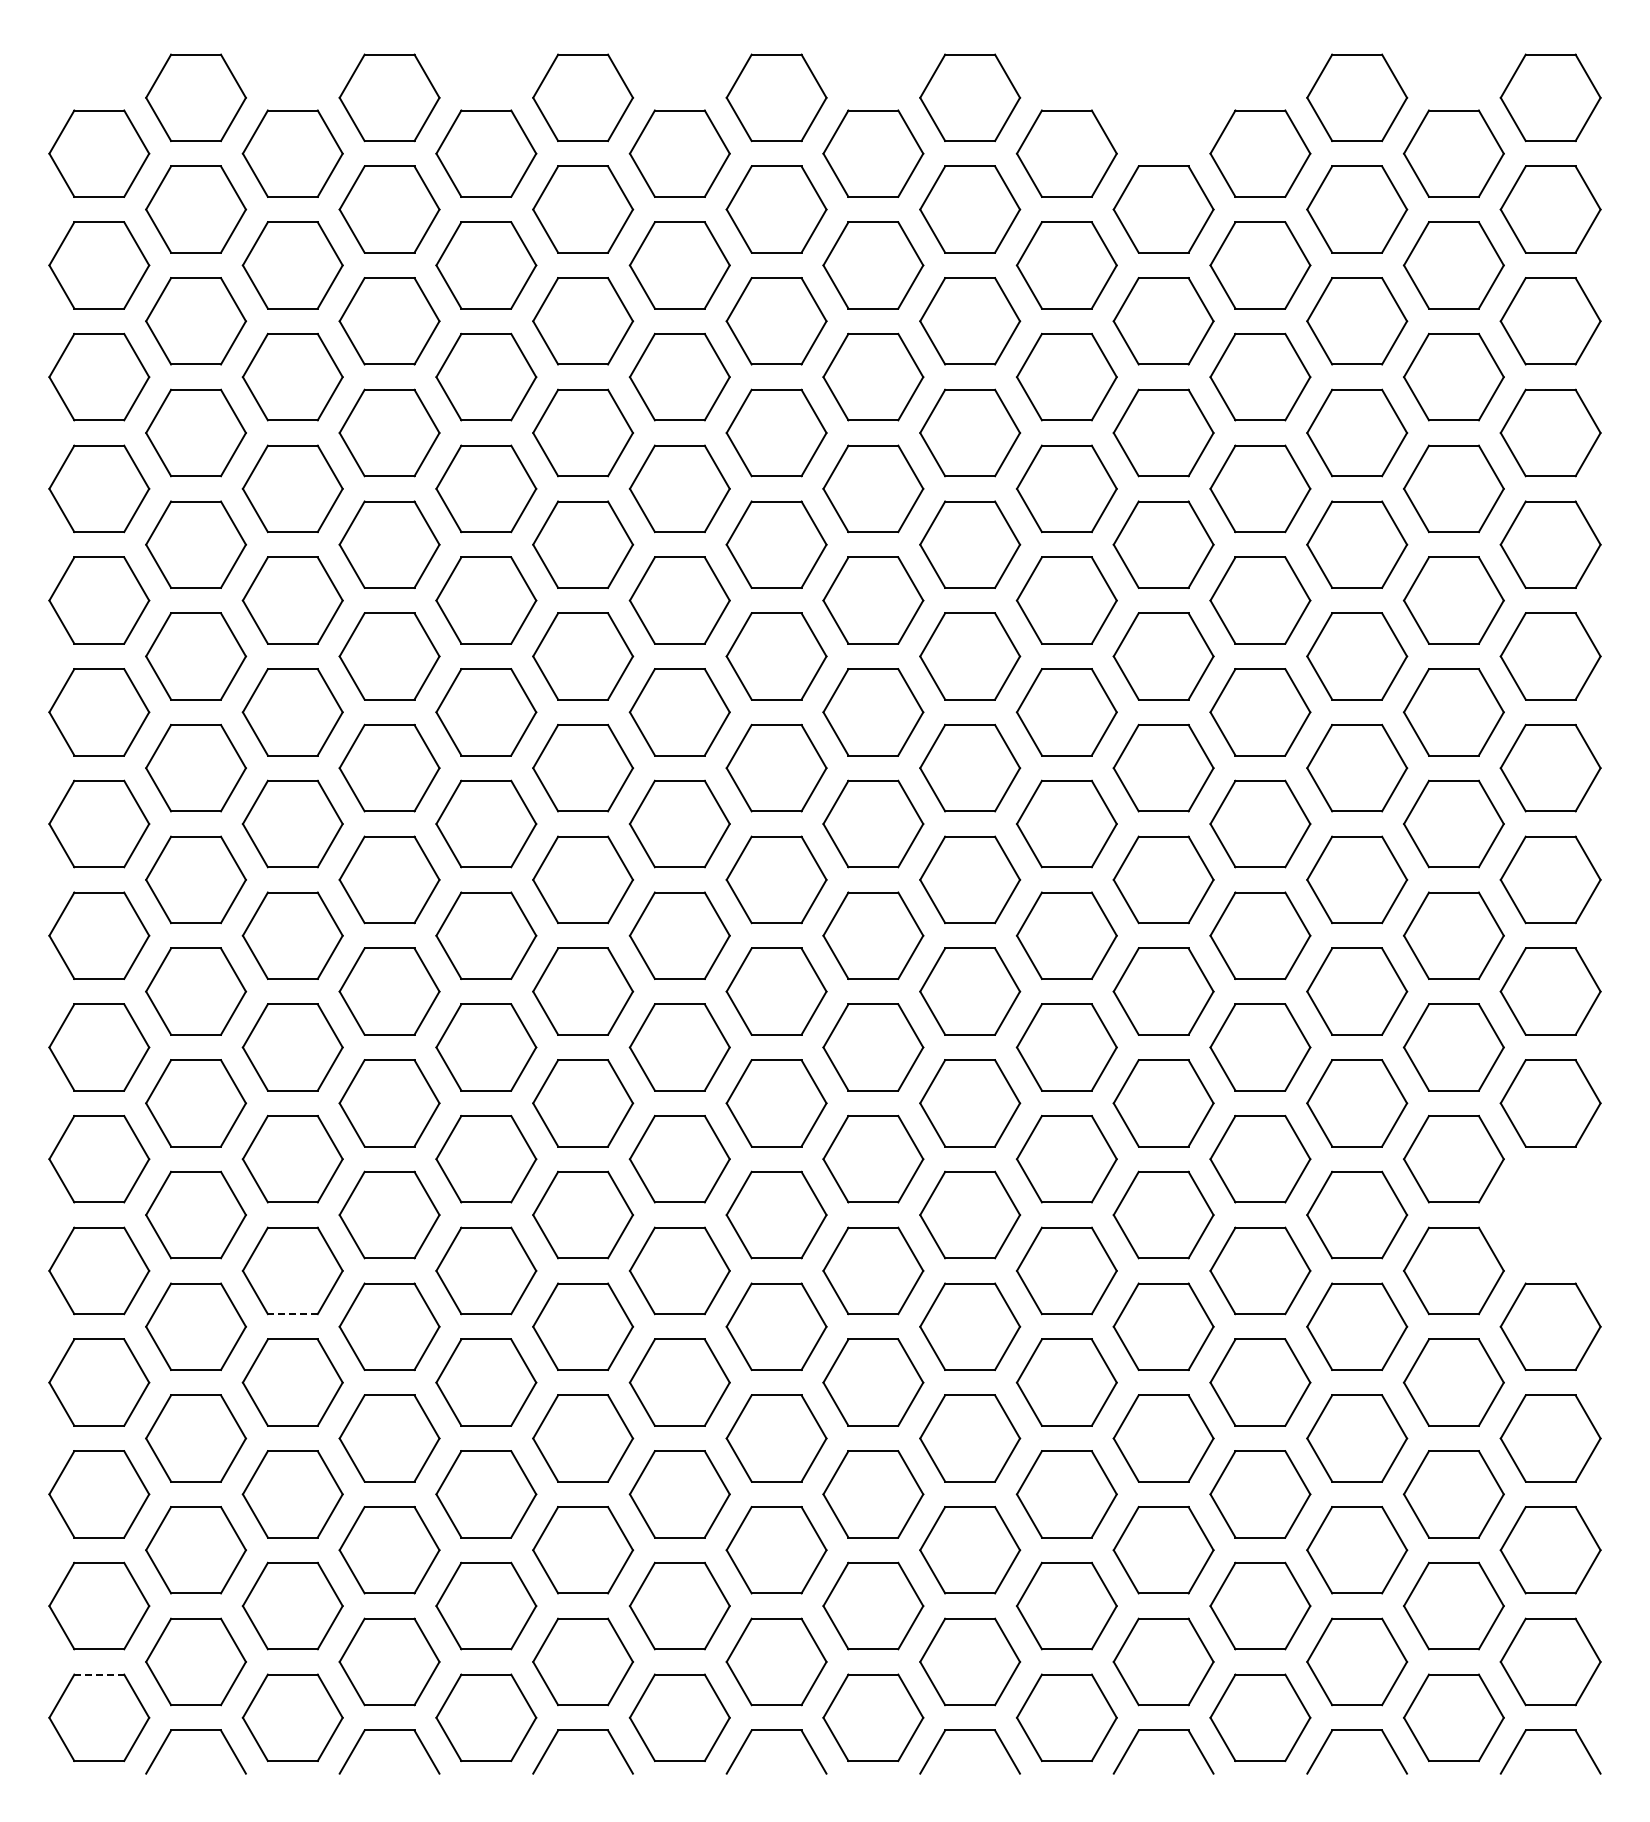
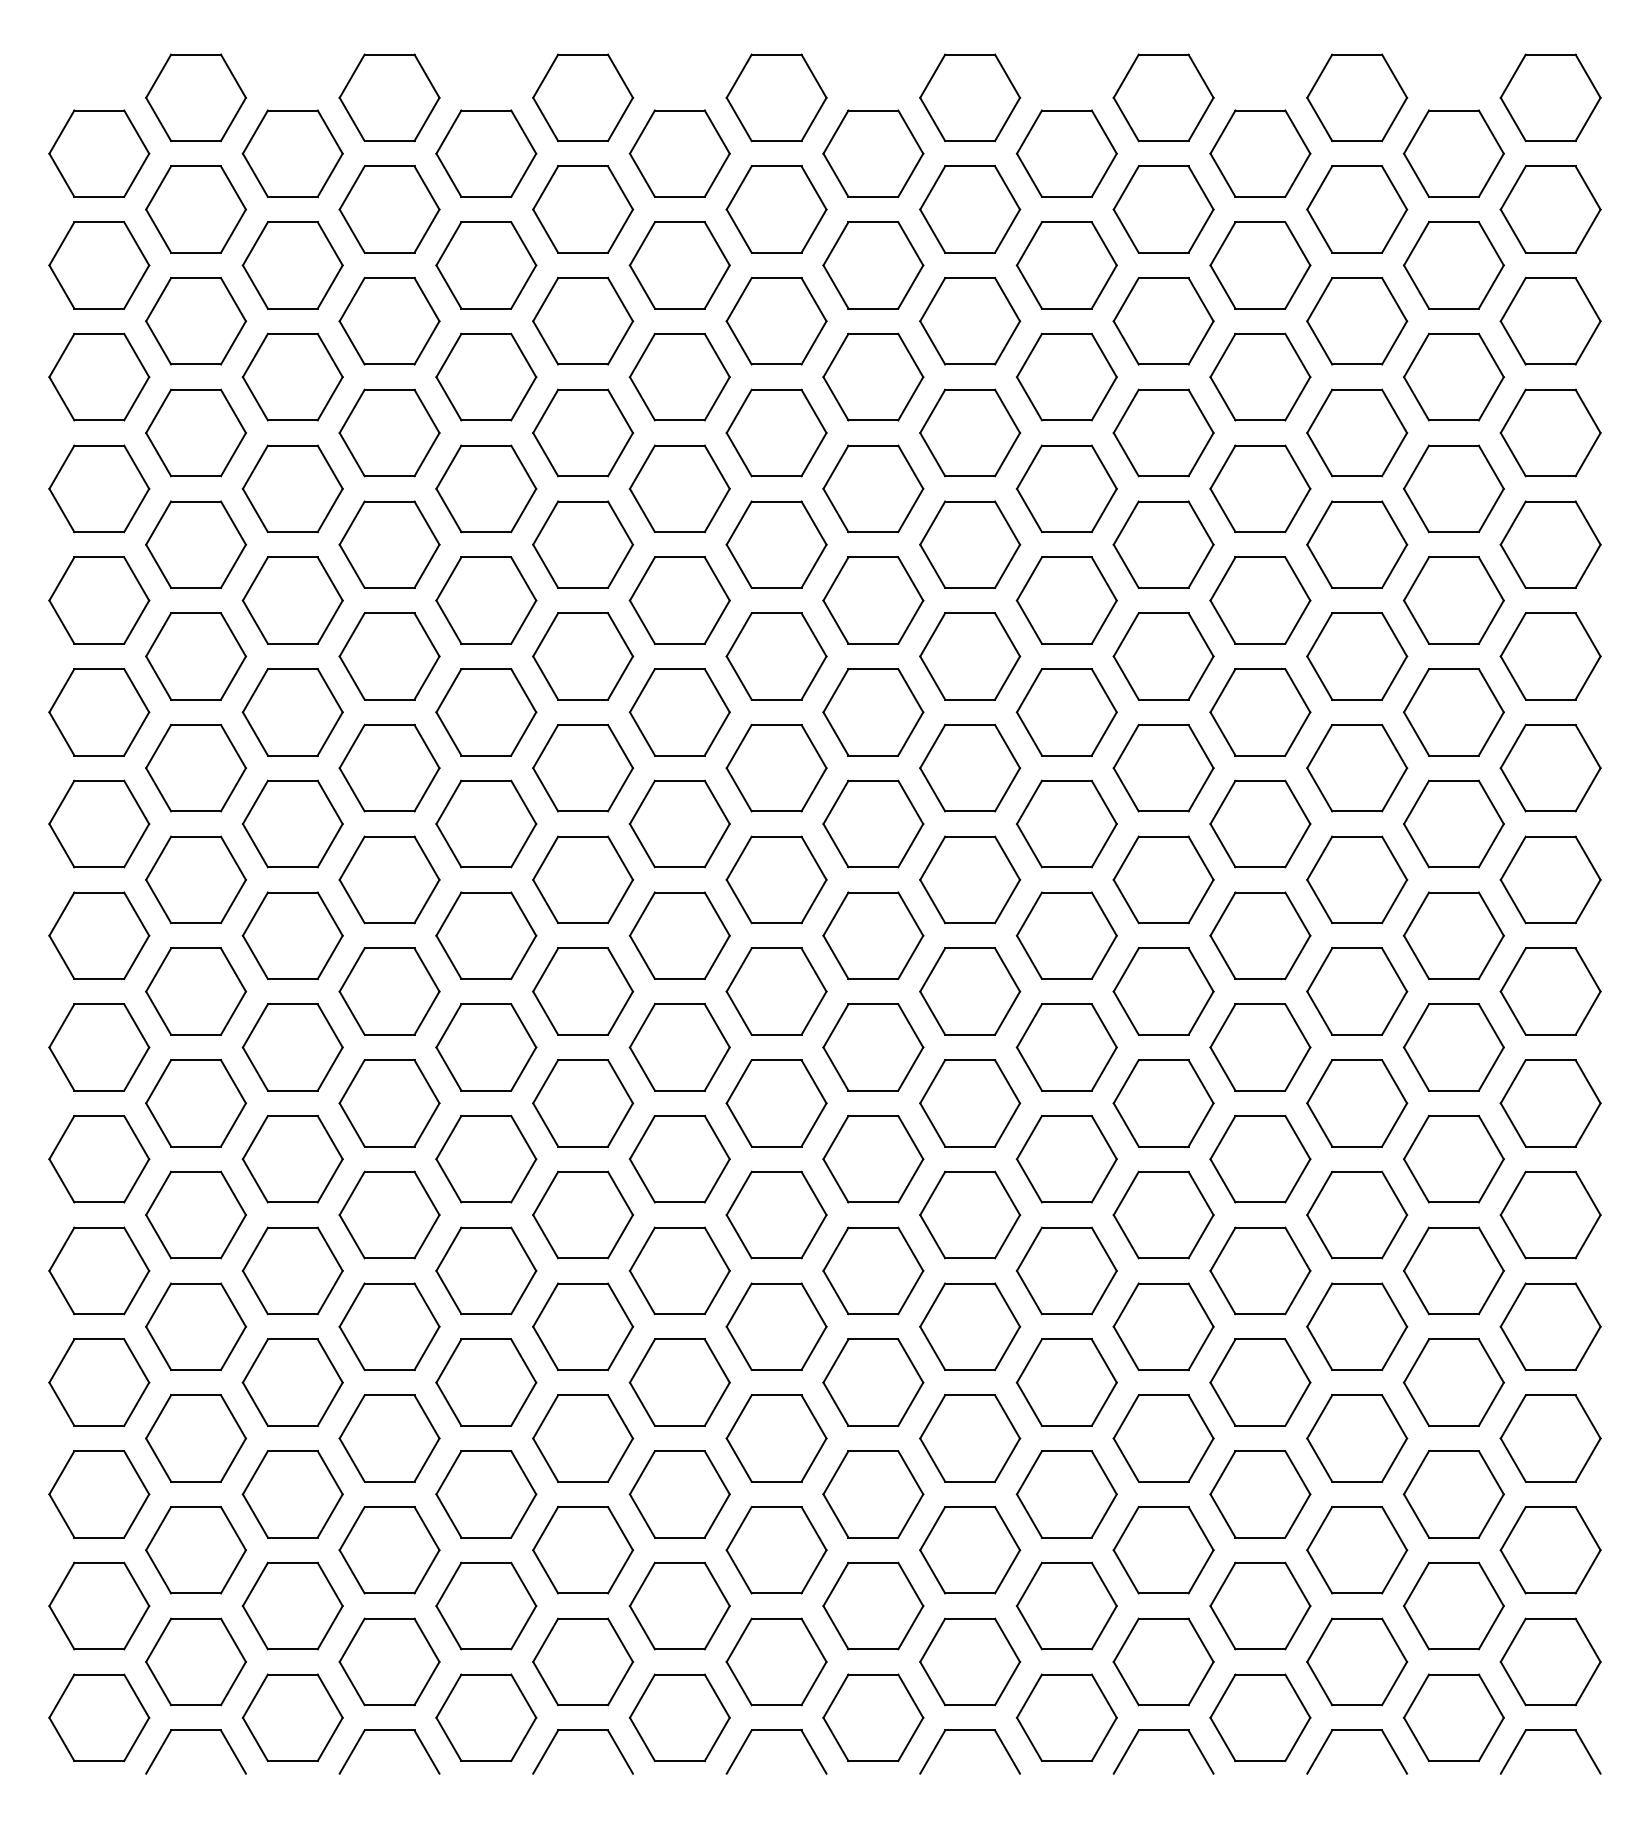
part: none -> present (1163, 97)
part: none -> present (1550, 1214)
line: dashed -> solid (292, 1314)
line: dashed -> solid (99, 1674)
